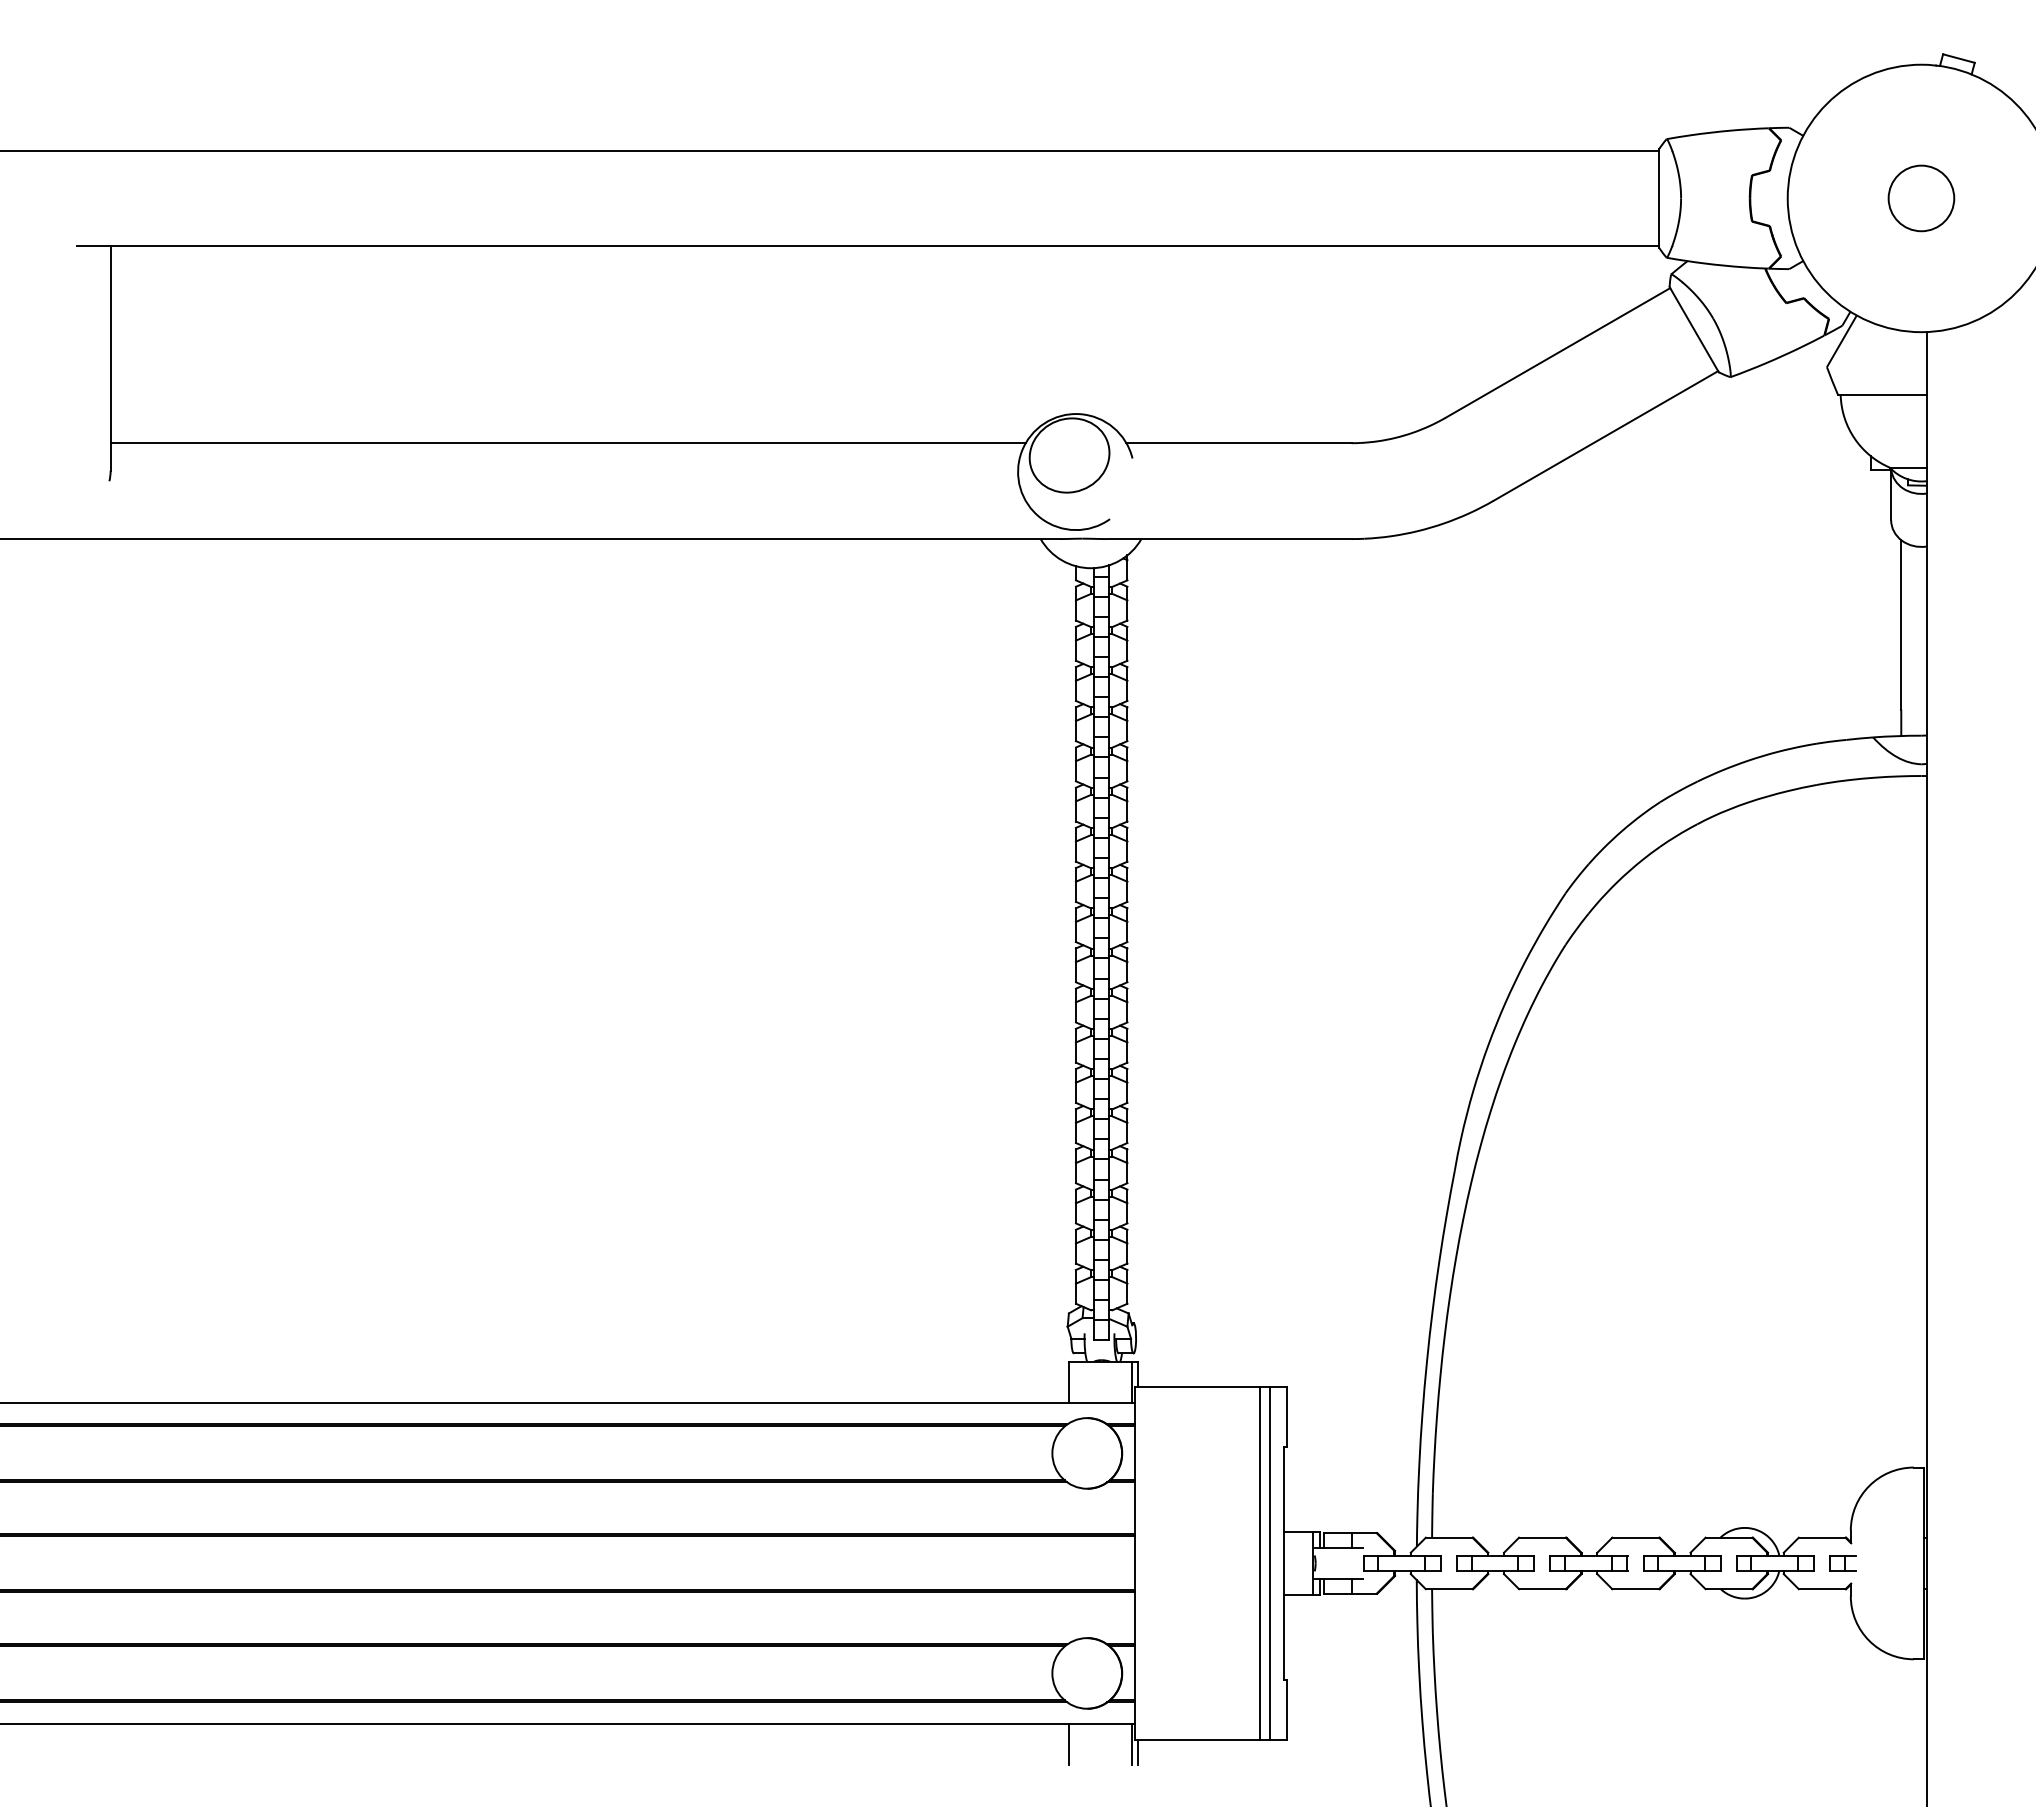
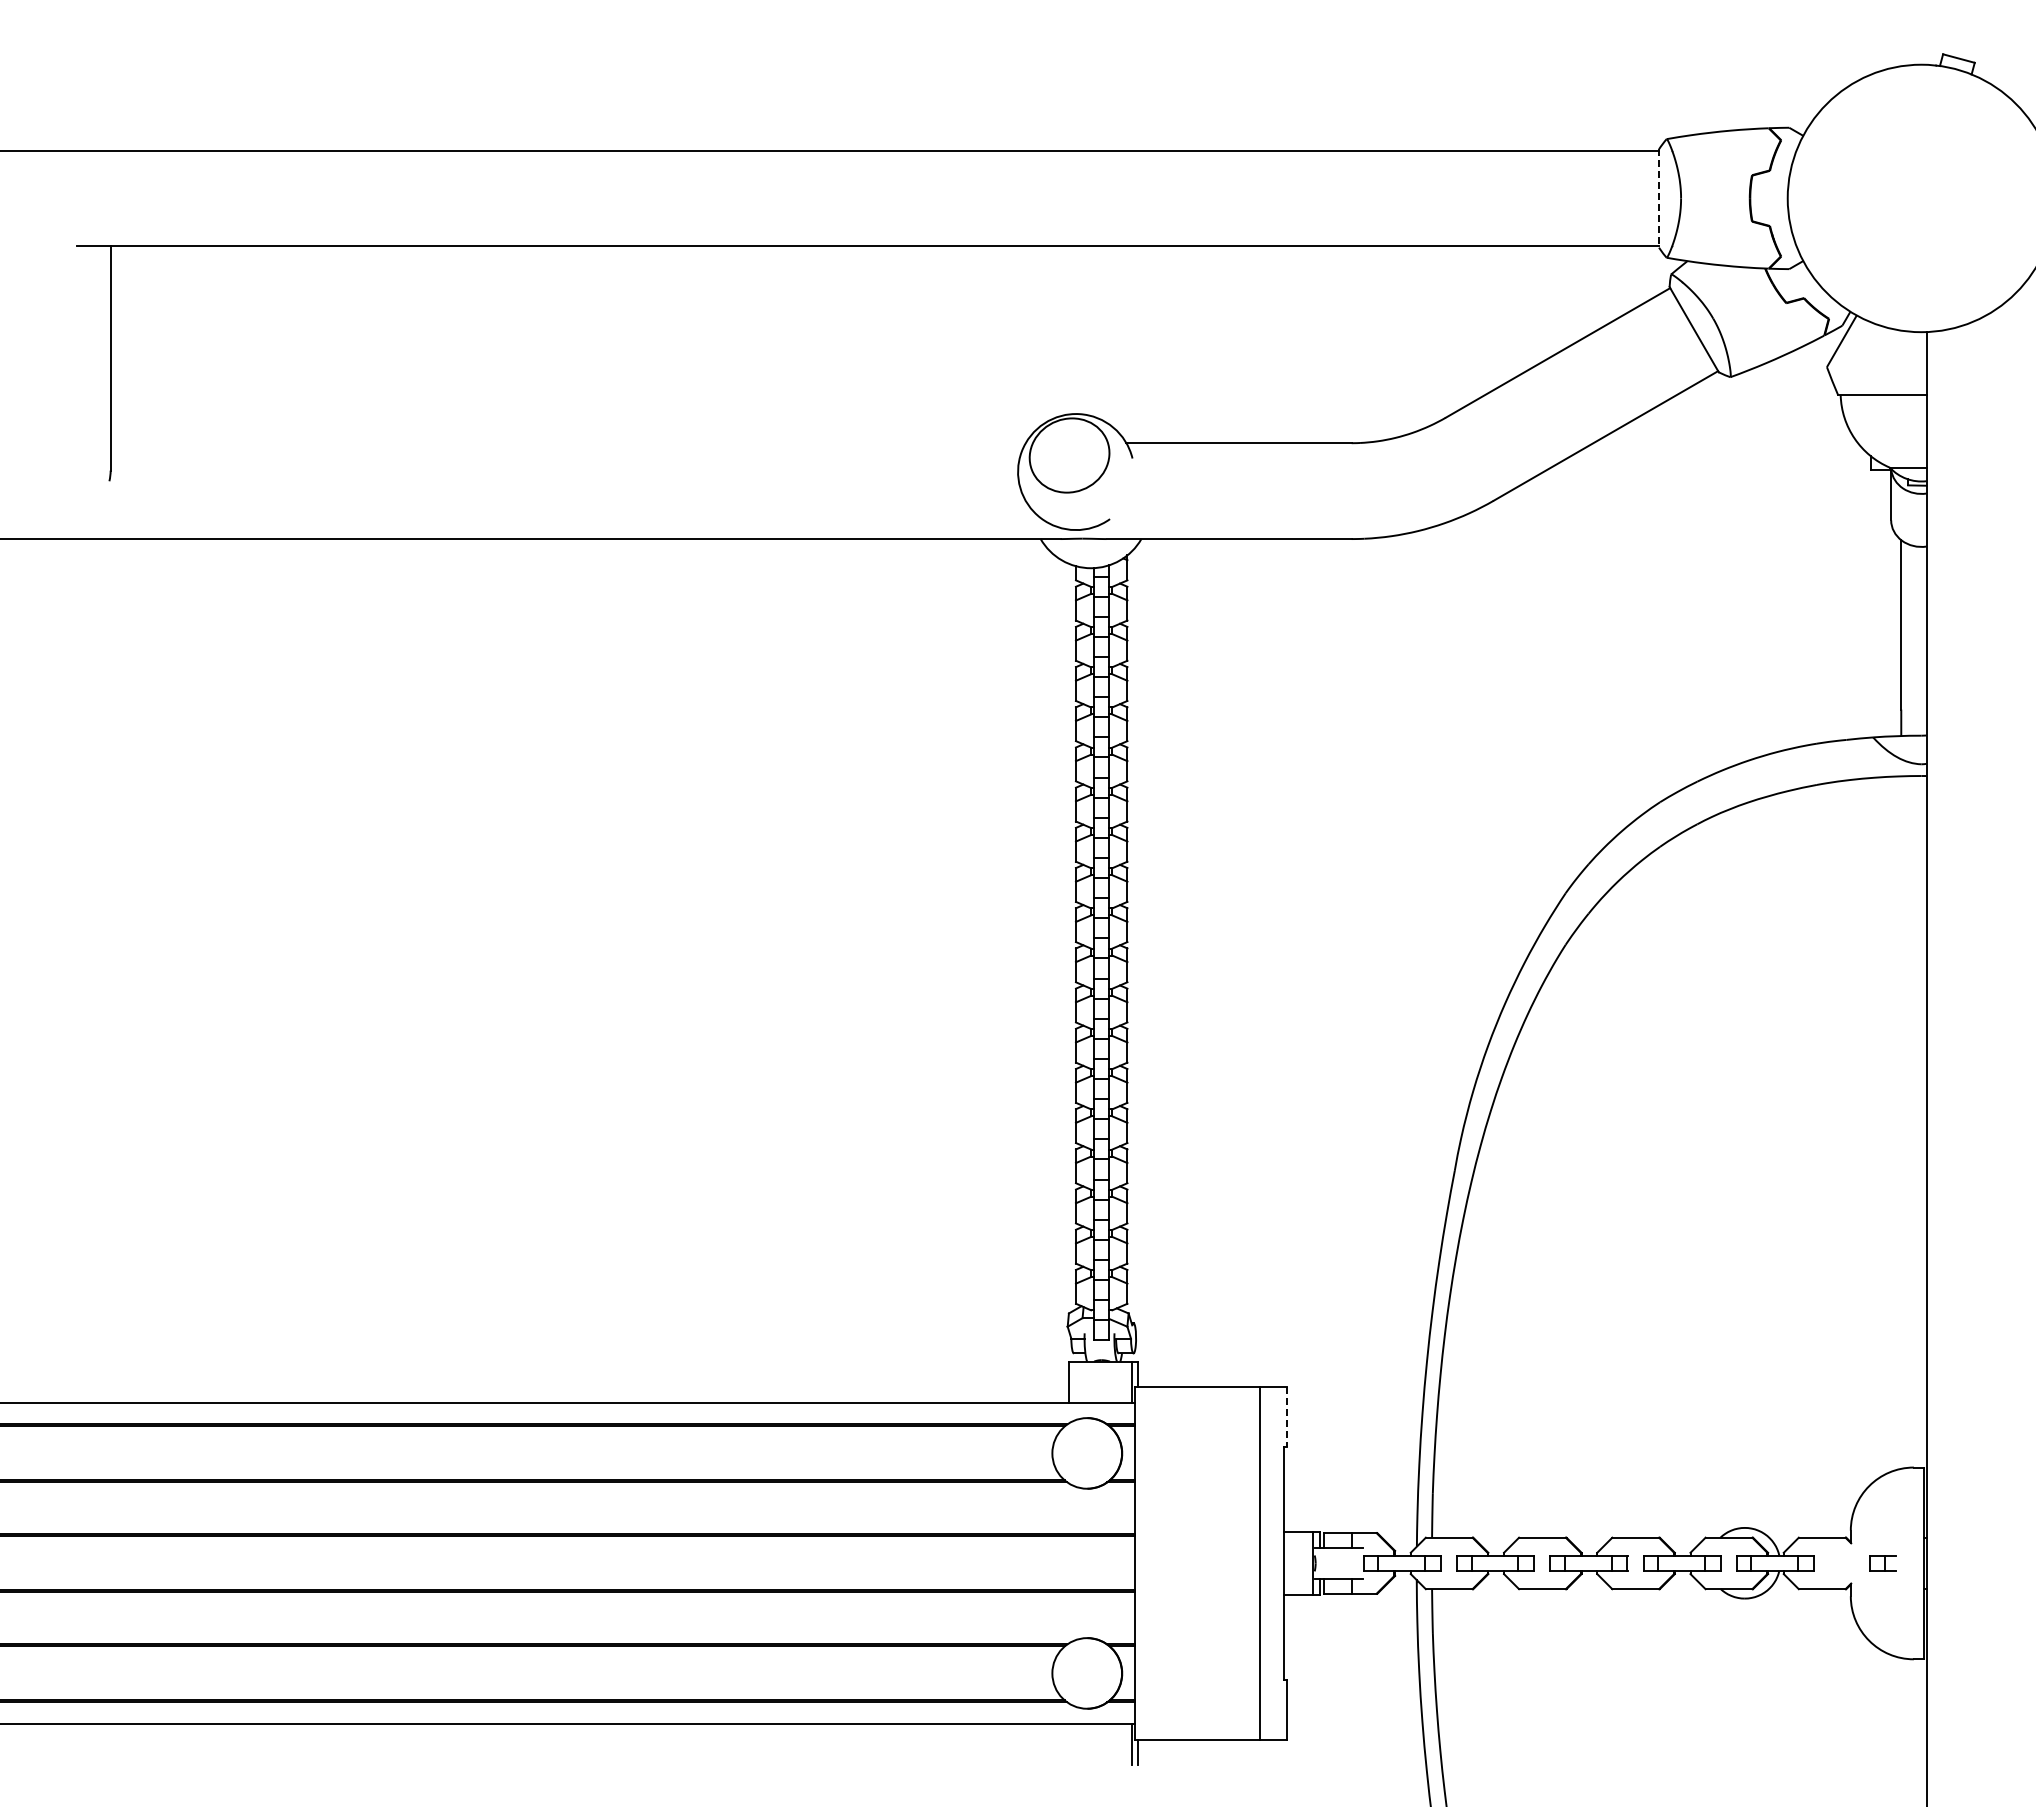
line: solid -> dashed (1659, 198)
circle: present -> none (1921, 198)
line: present -> none (567, 443)
line: solid -> dashed (1286, 1417)
line: present -> none (1269, 1563)
part position: (1842, 1563) -> (1882, 1563) (1882, 1563)
line: present -> none (1069, 1744)
